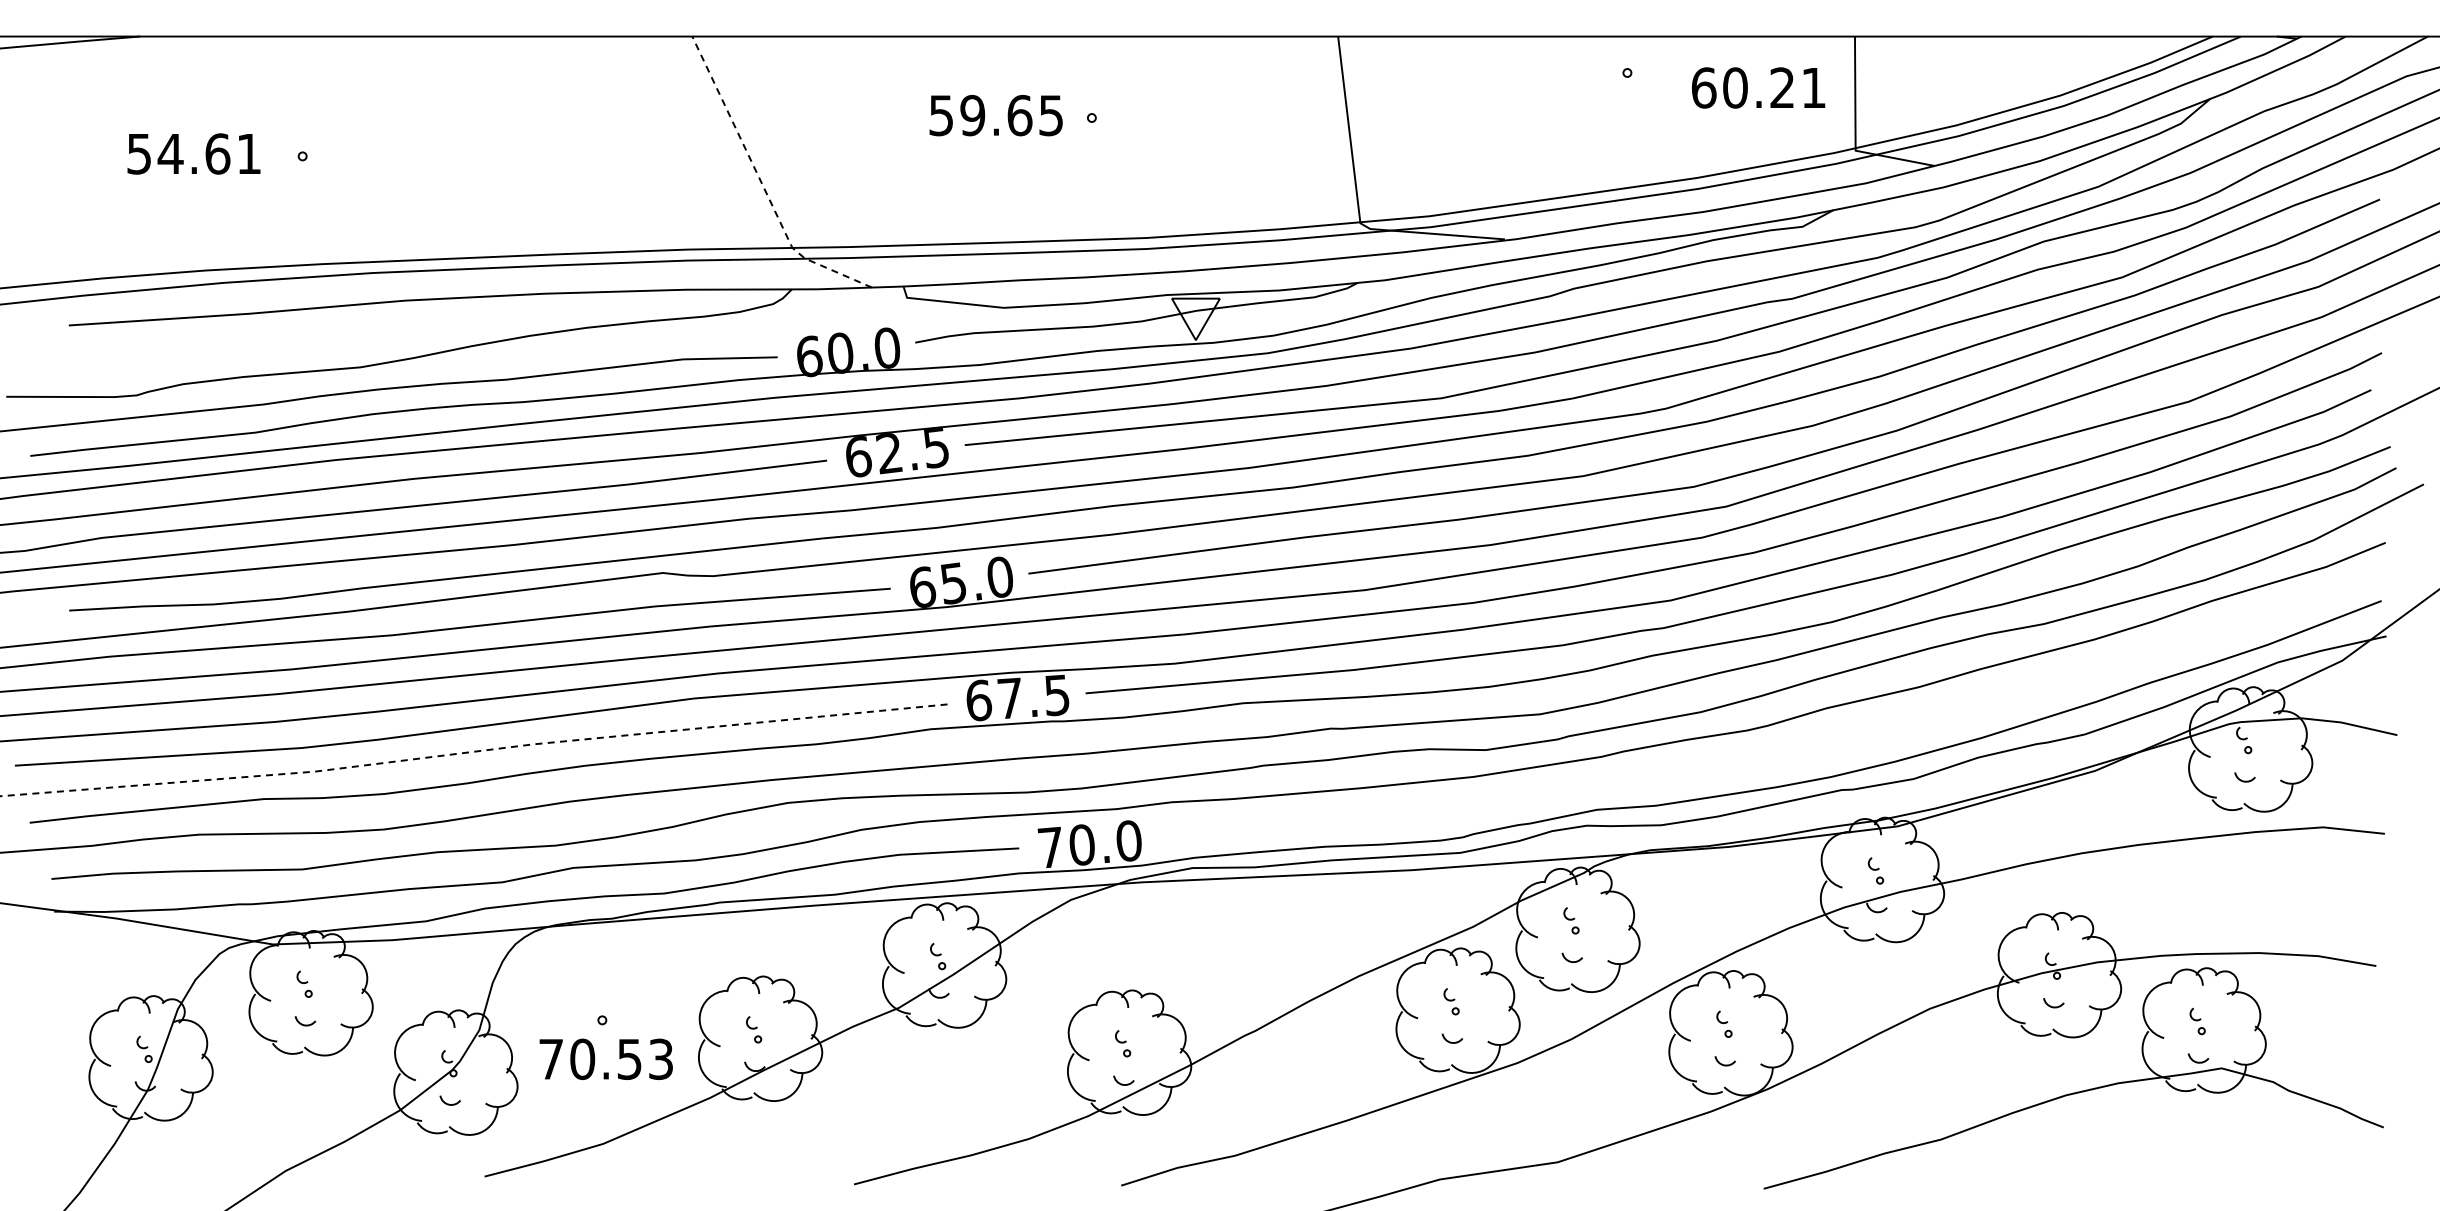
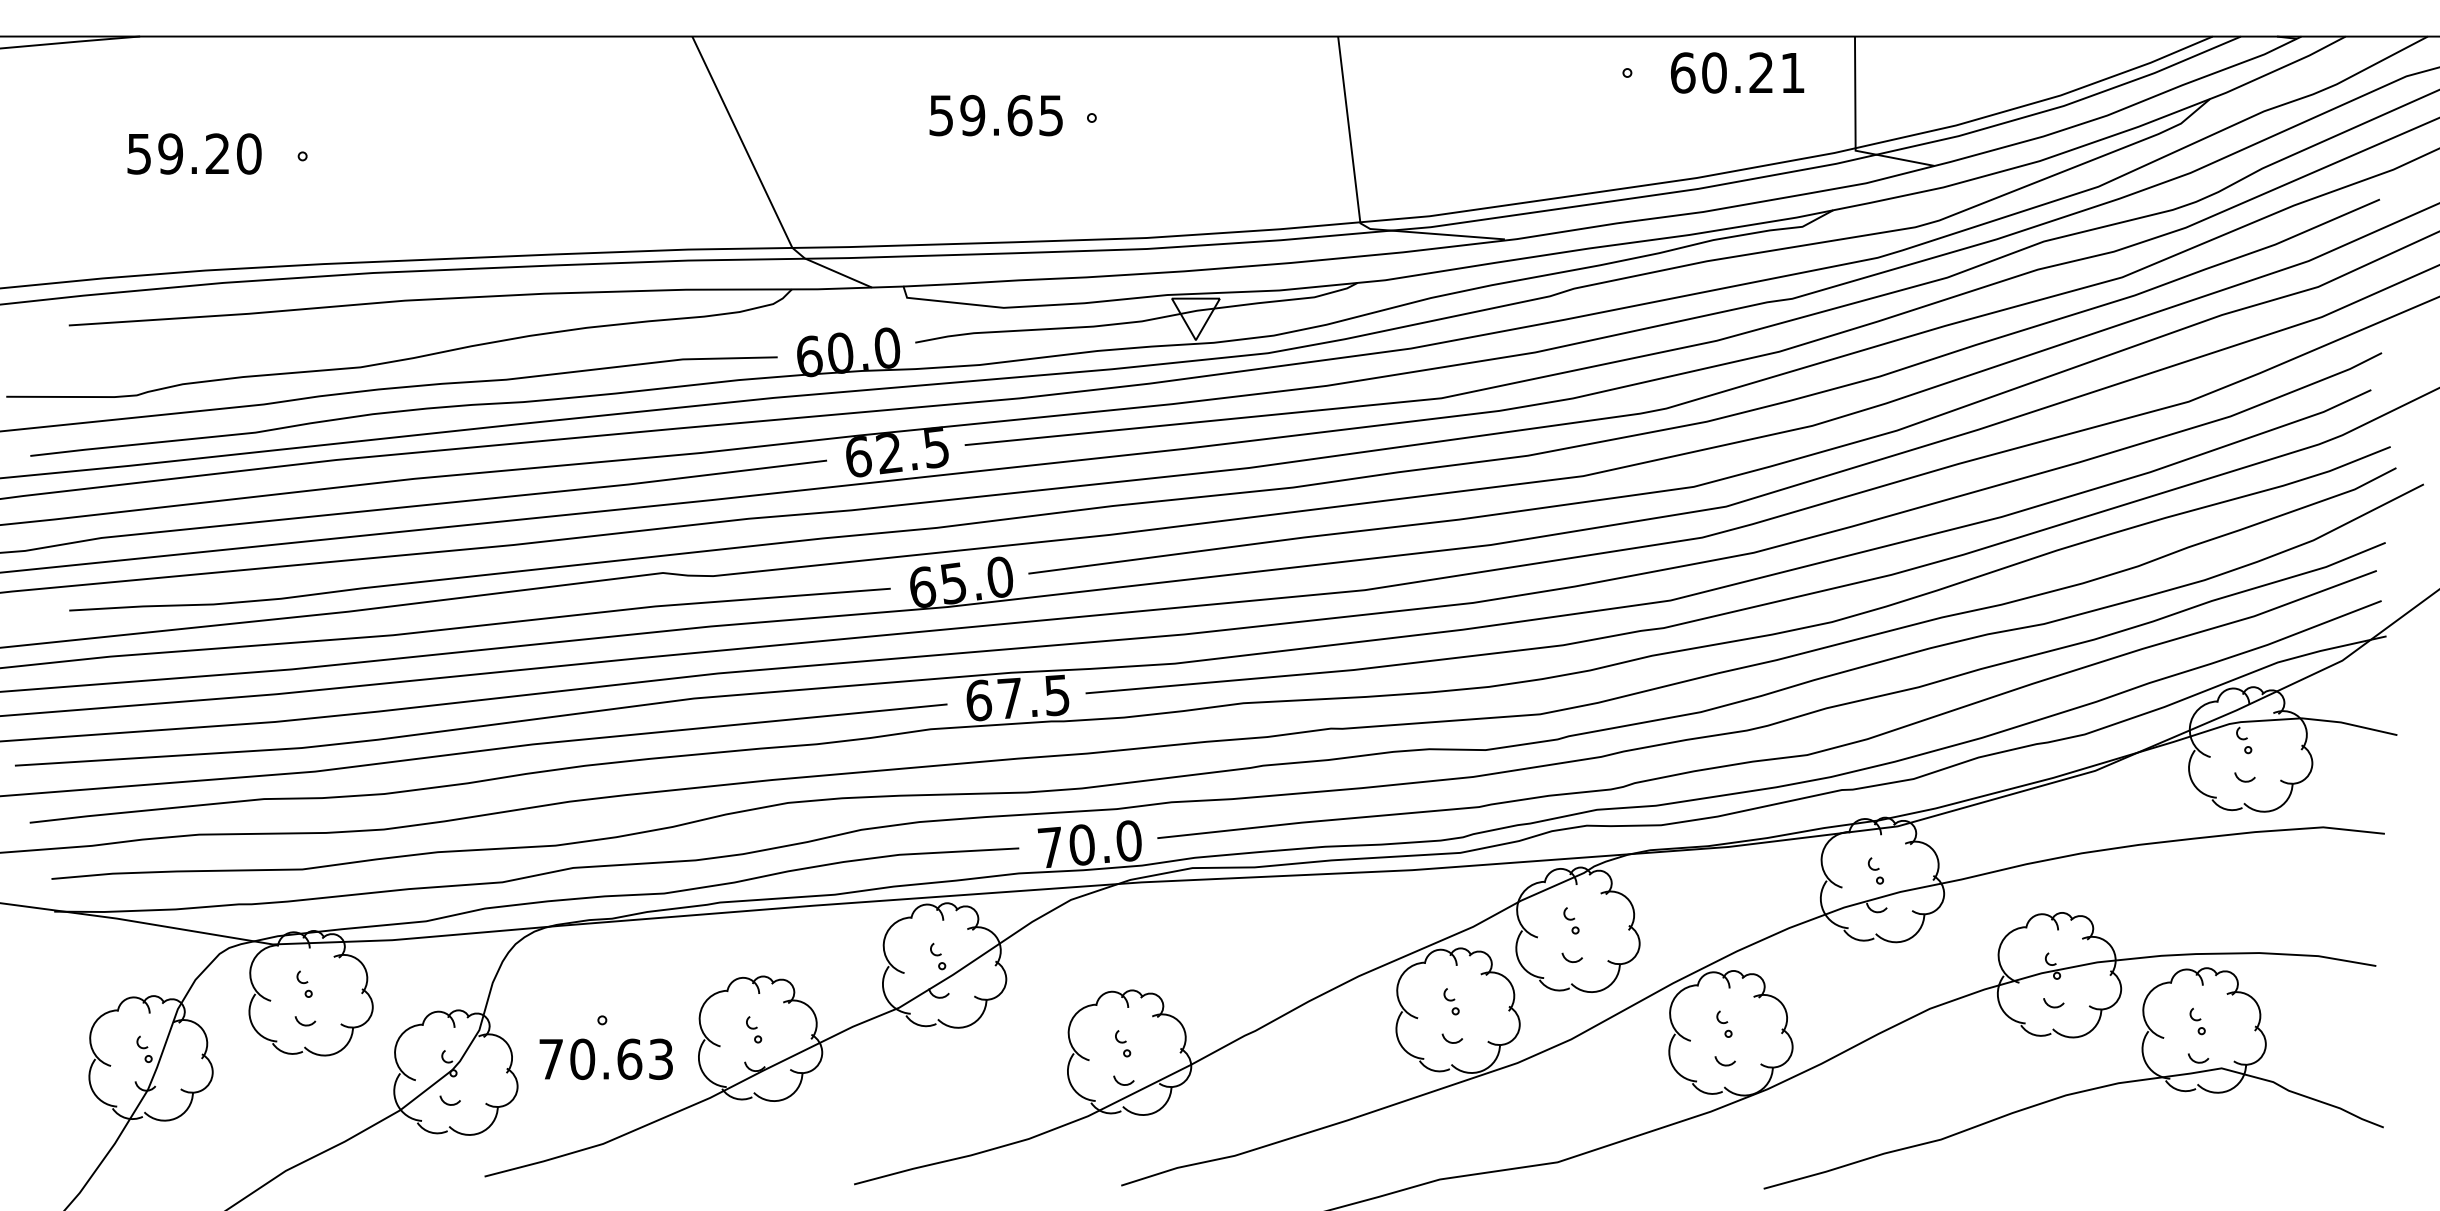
text position: (1758, 87) -> (1737, 72) (1737, 72)
text: 54.61 -> 59.20 (209, 153)
line: dashed -> solid (762, 183)
line: dashed -> solid (473, 751)
curve: none -> present (1776, 757)
text: 70.53 -> 70.63 (629, 1059)
